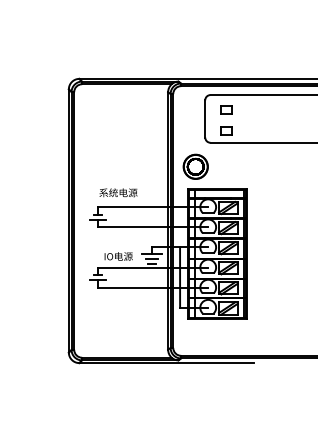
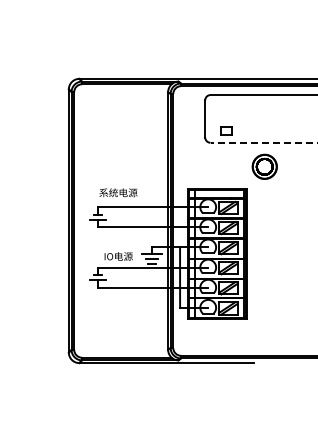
part: present -> none (226, 109)
line: solid -> dashed (263, 142)
part position: (195, 166) -> (264, 166) (264, 166)
